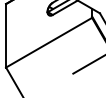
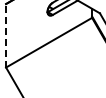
line: solid -> dashed (6, 35)
line: present -> none (87, 65)
